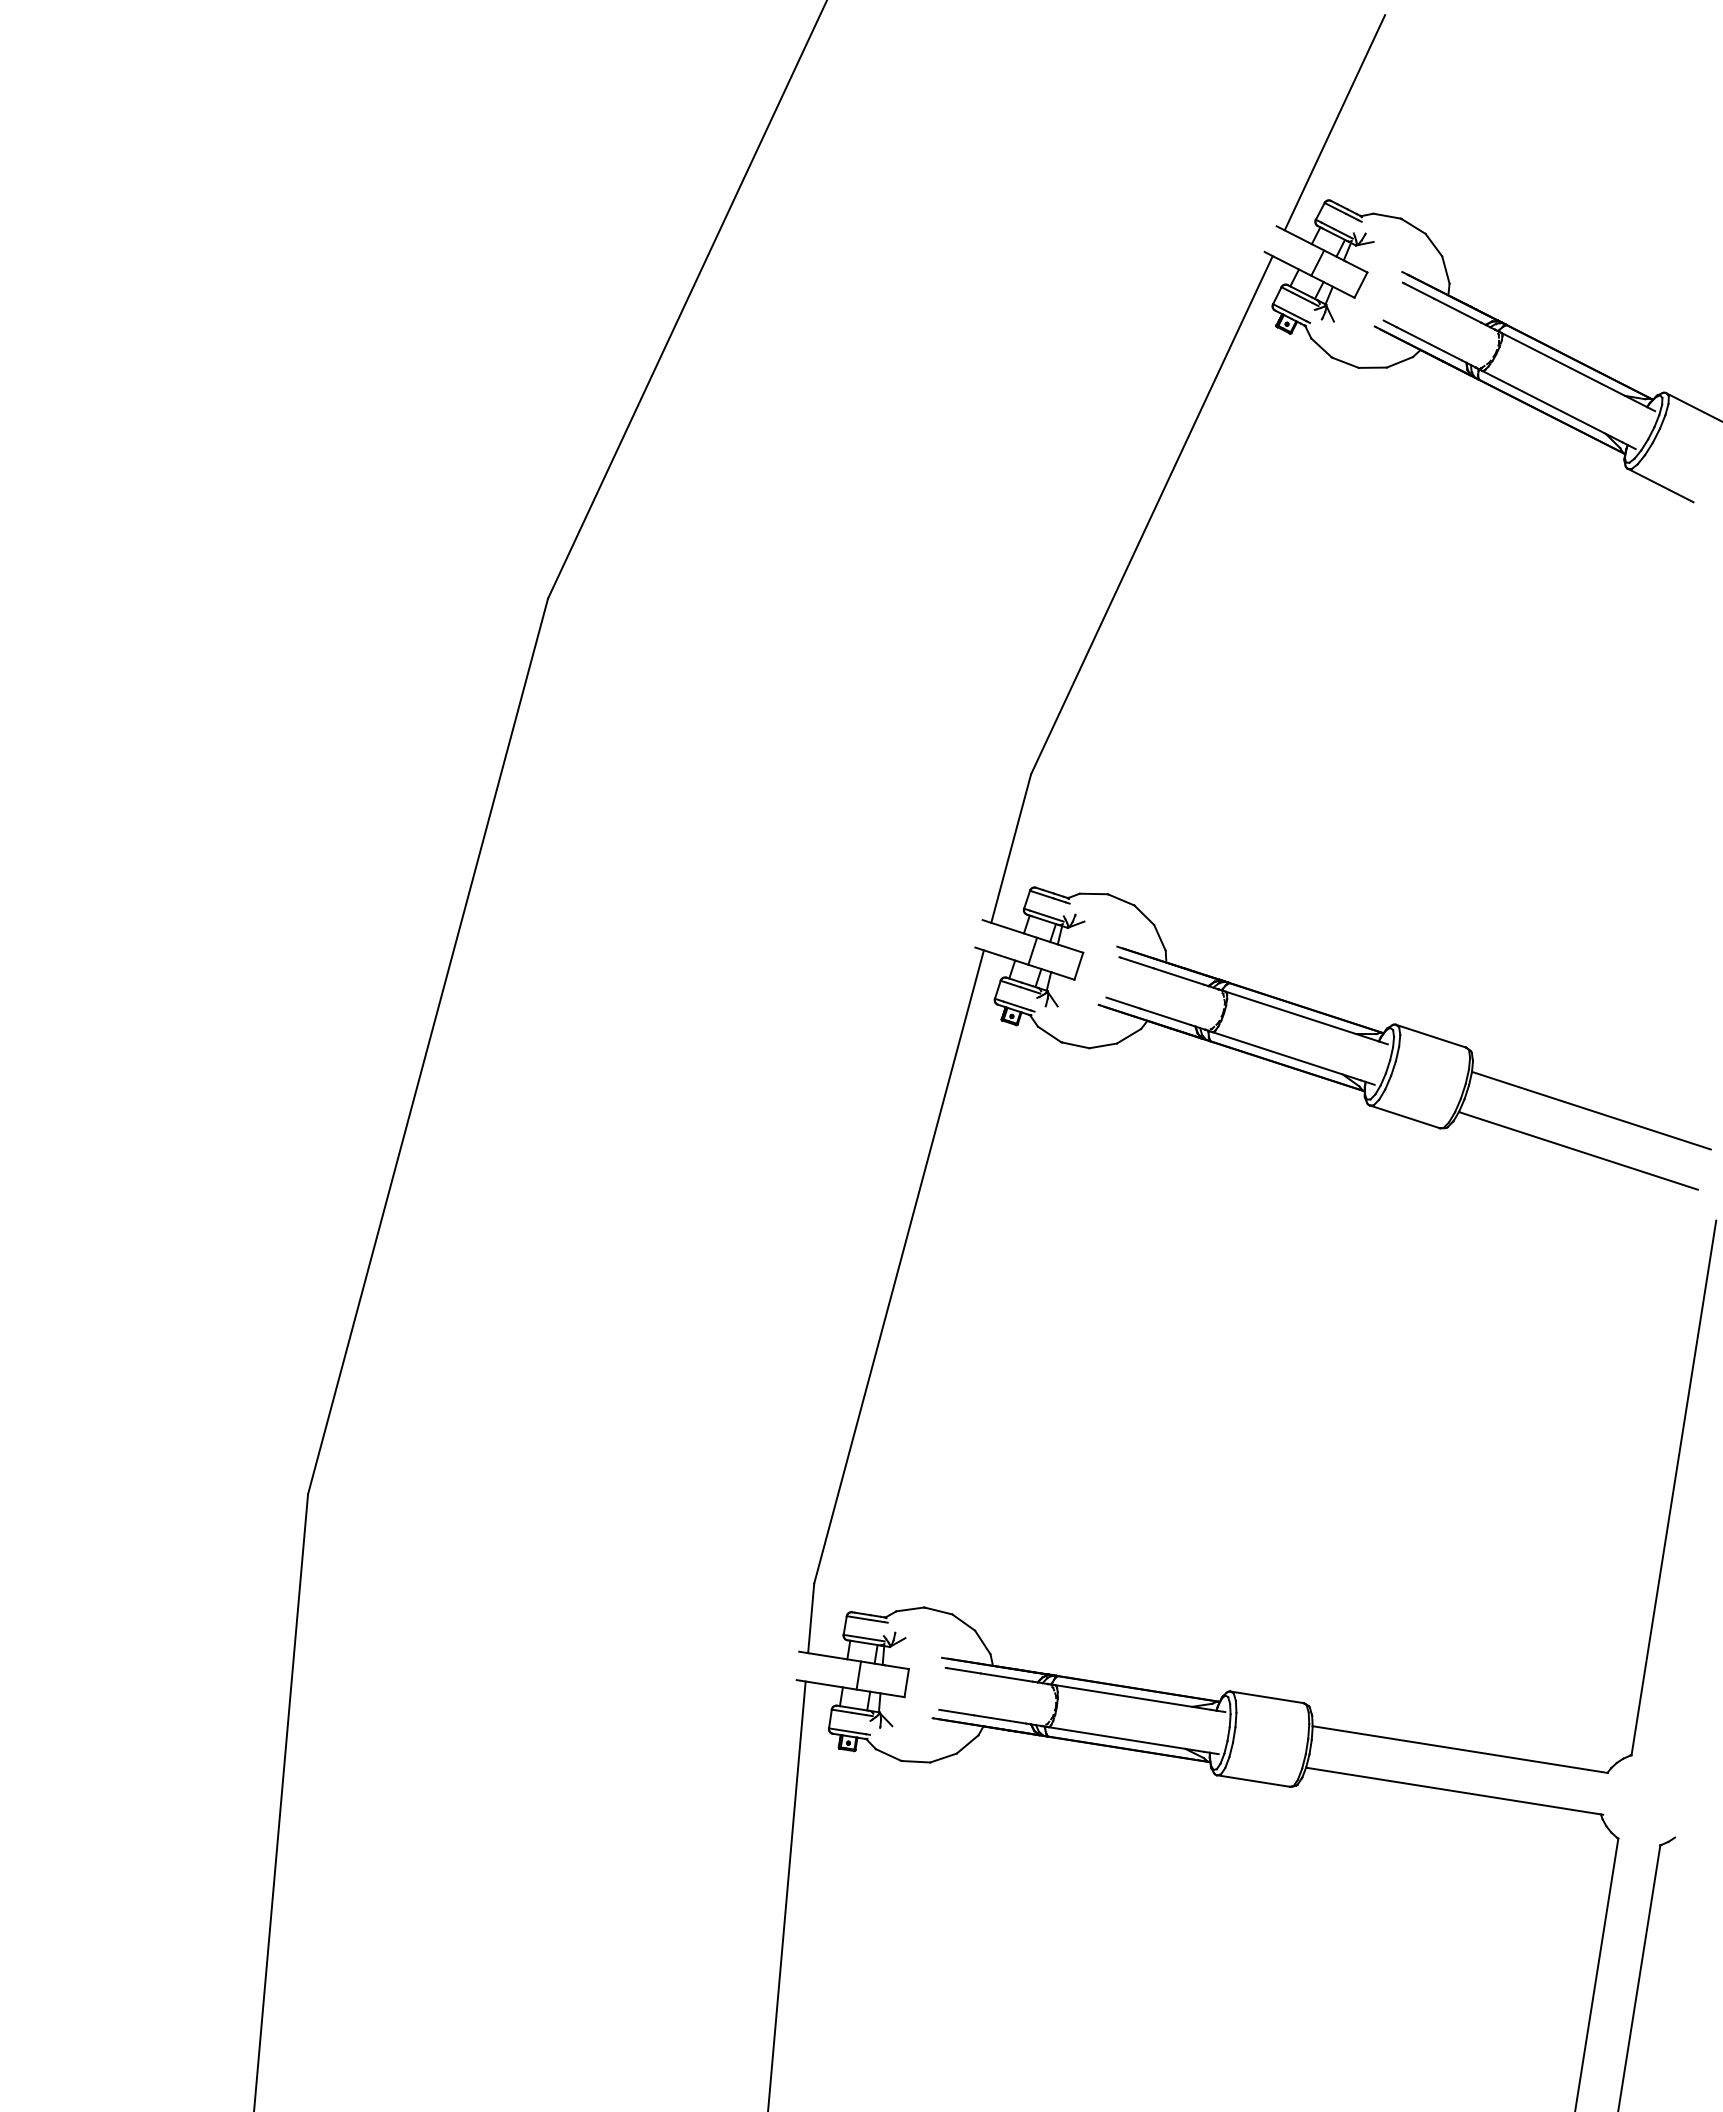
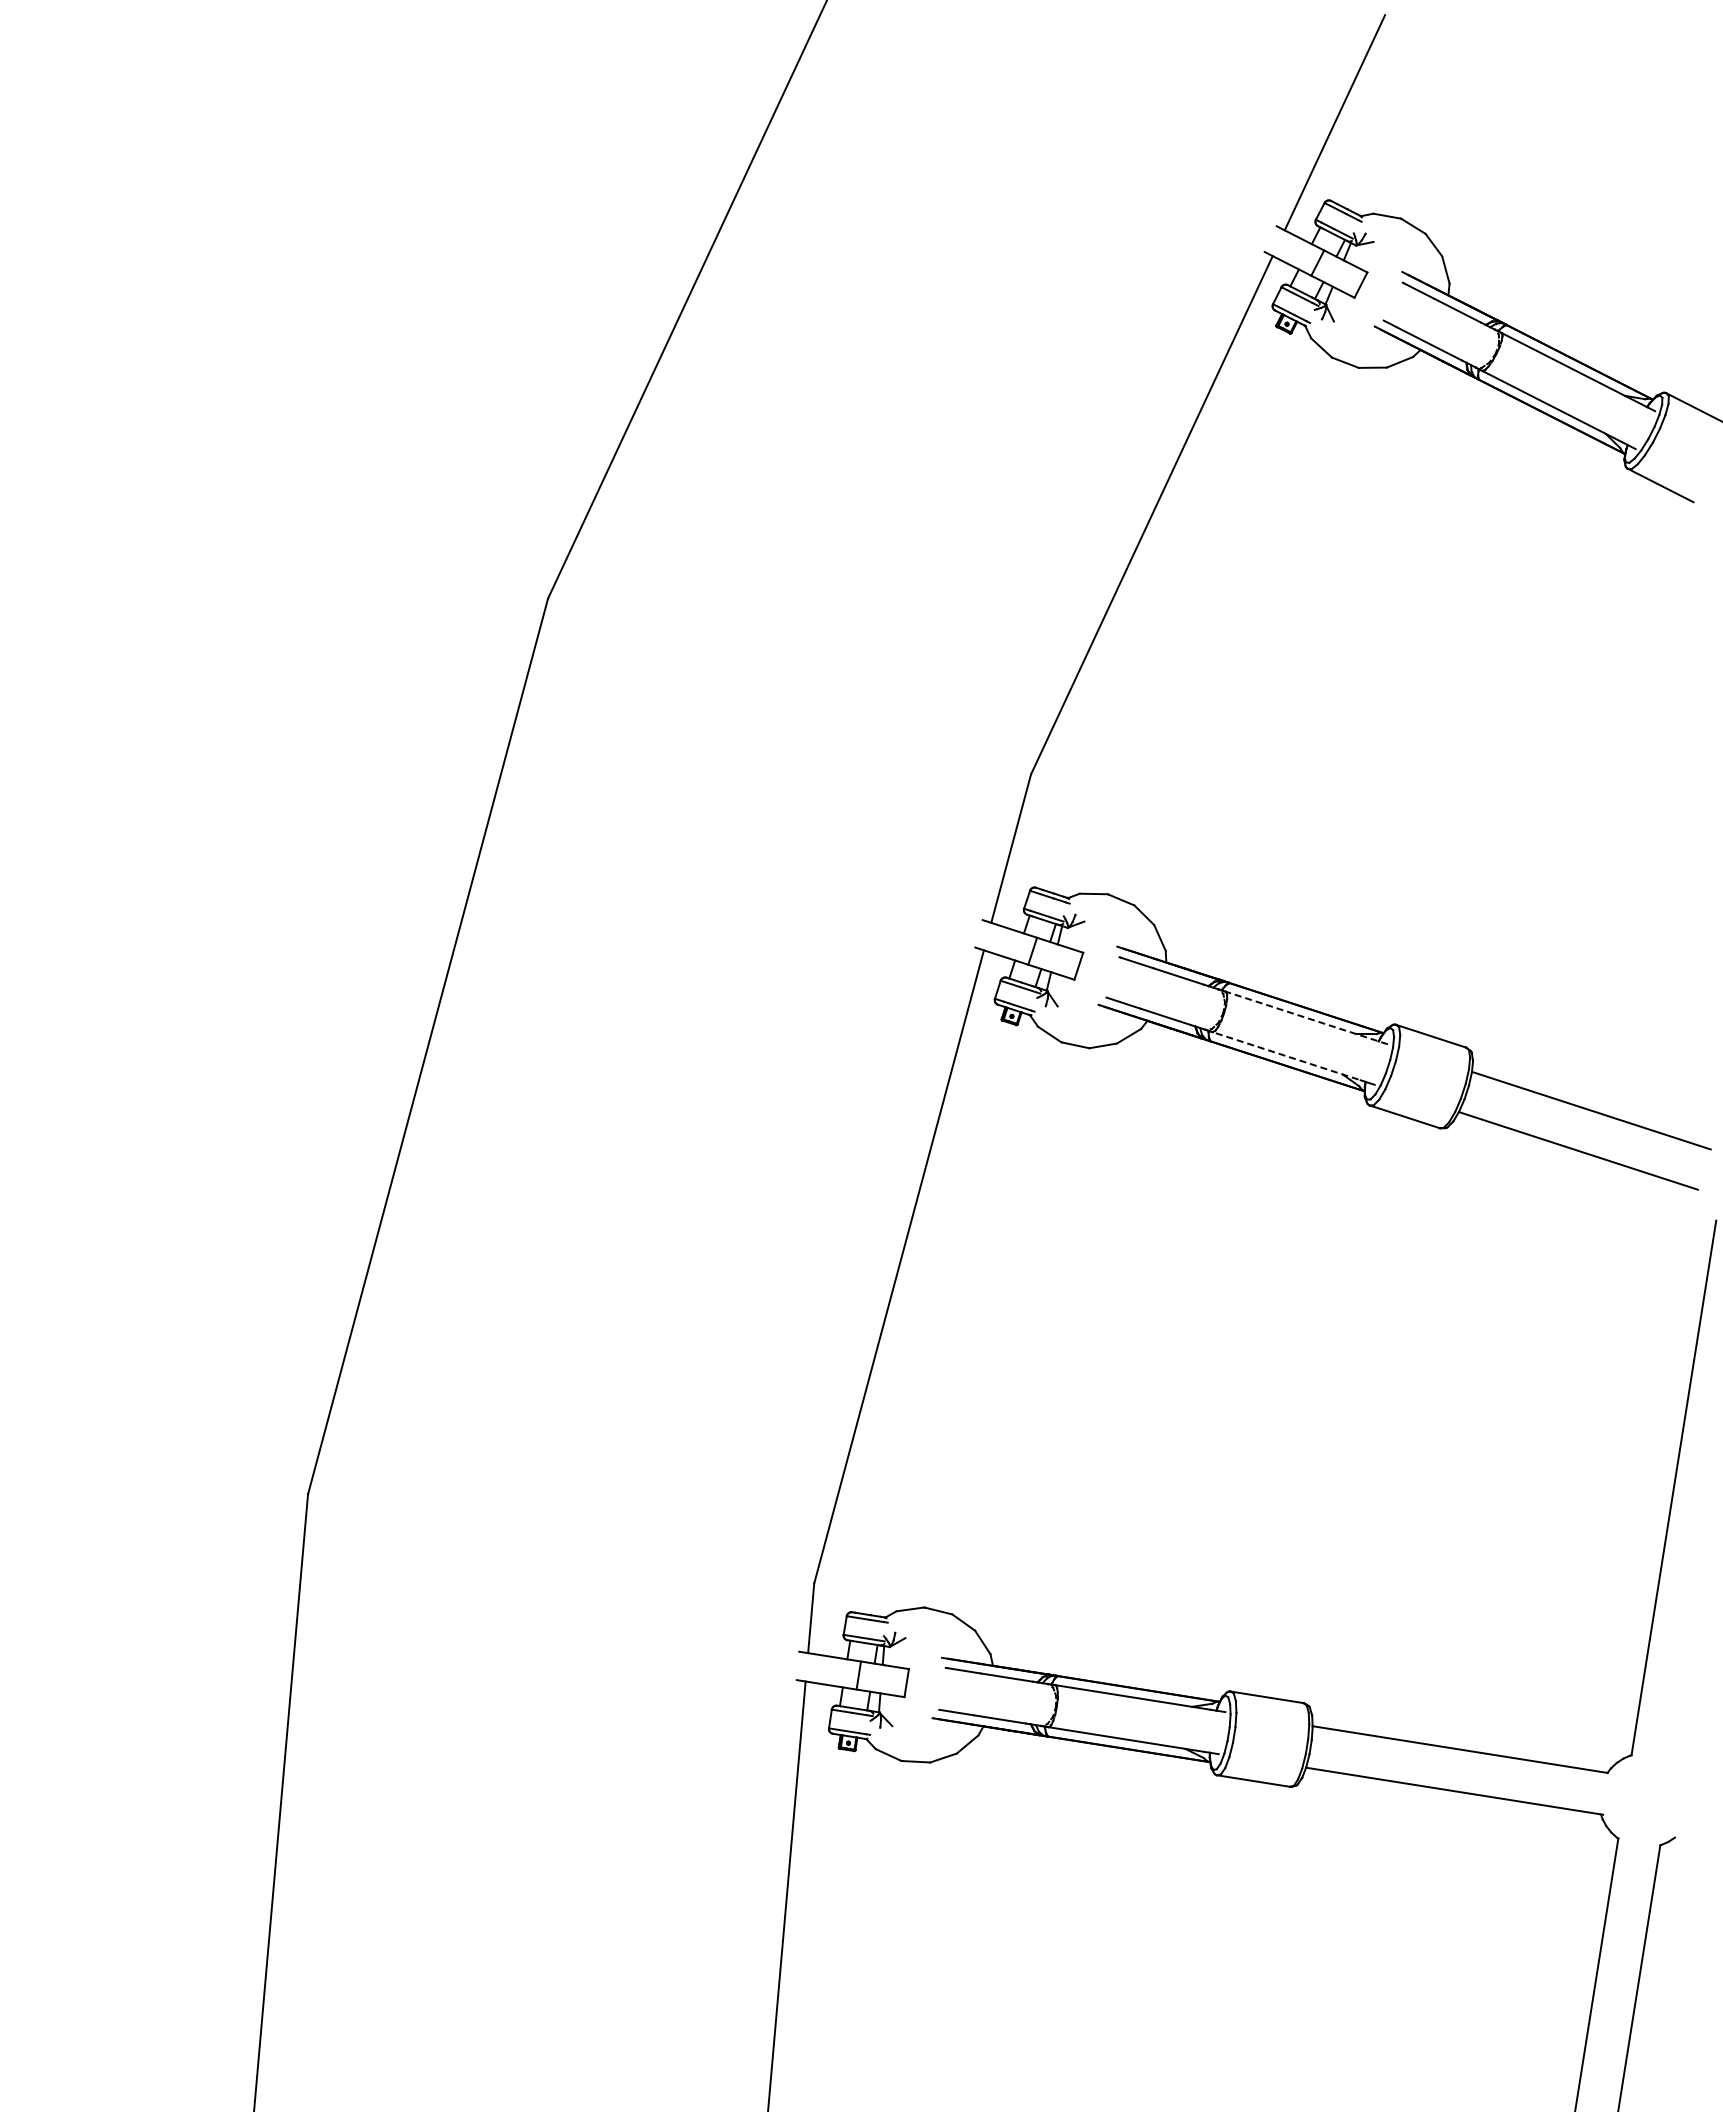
line: solid -> dashed (1302, 1016)
line: solid -> dashed (1283, 1055)
